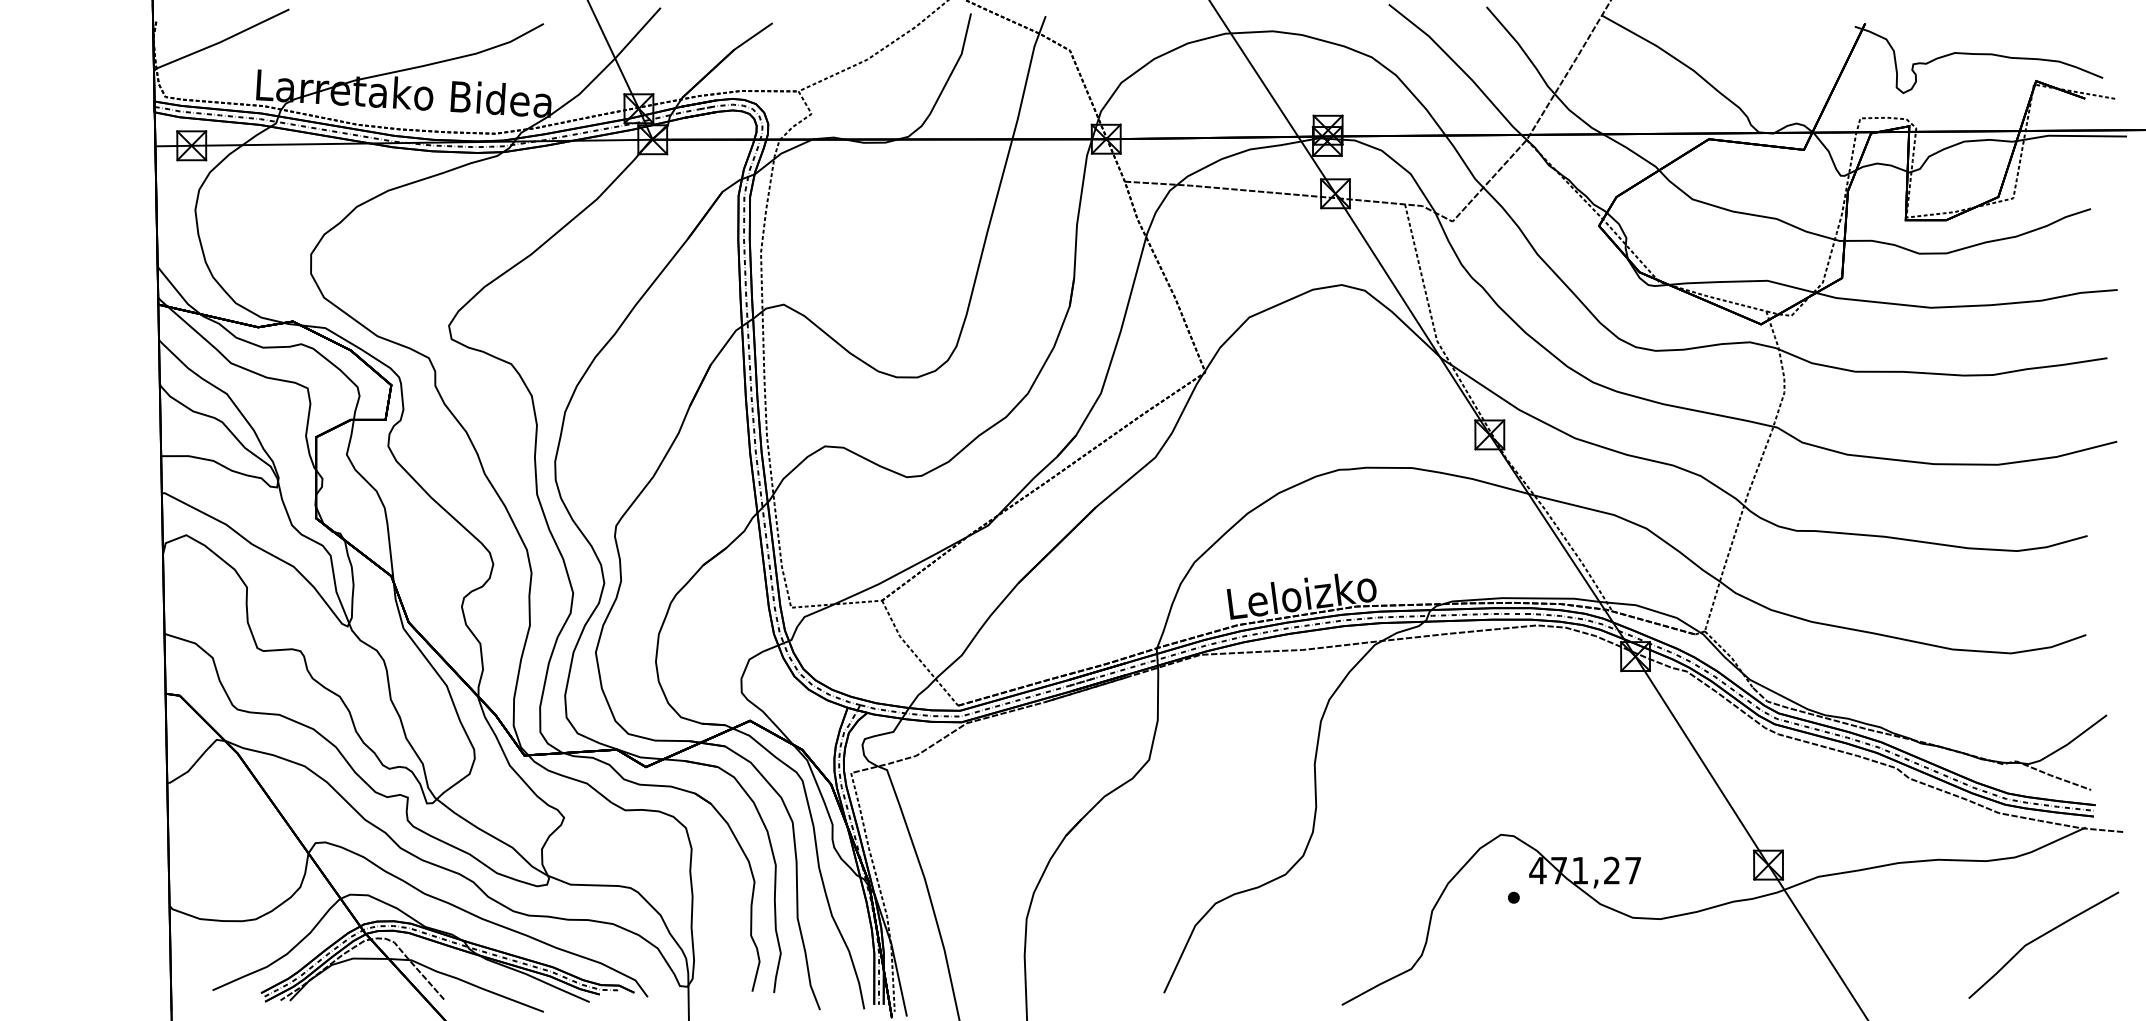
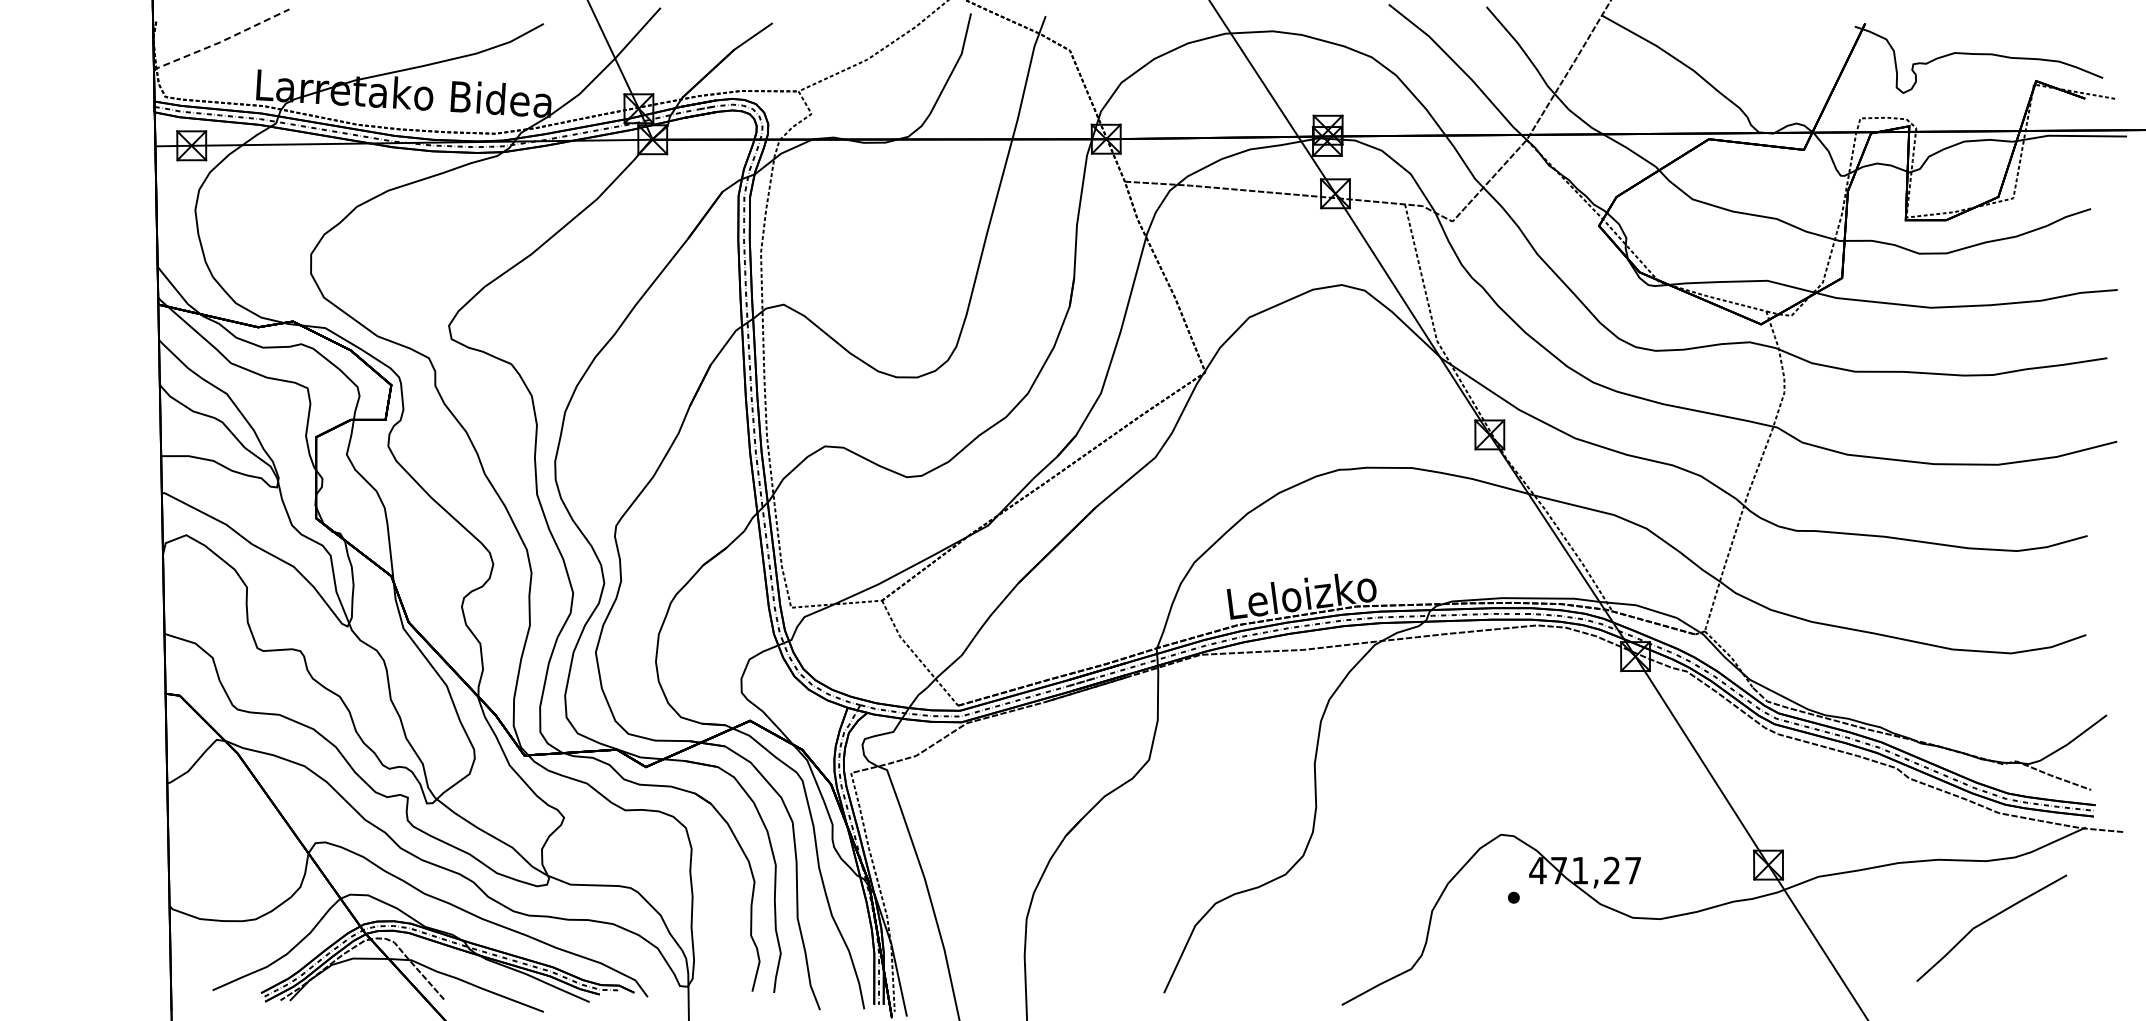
line: solid -> dashed (221, 41)
line position: (2039, 938) -> (1987, 921) (1987, 921)
